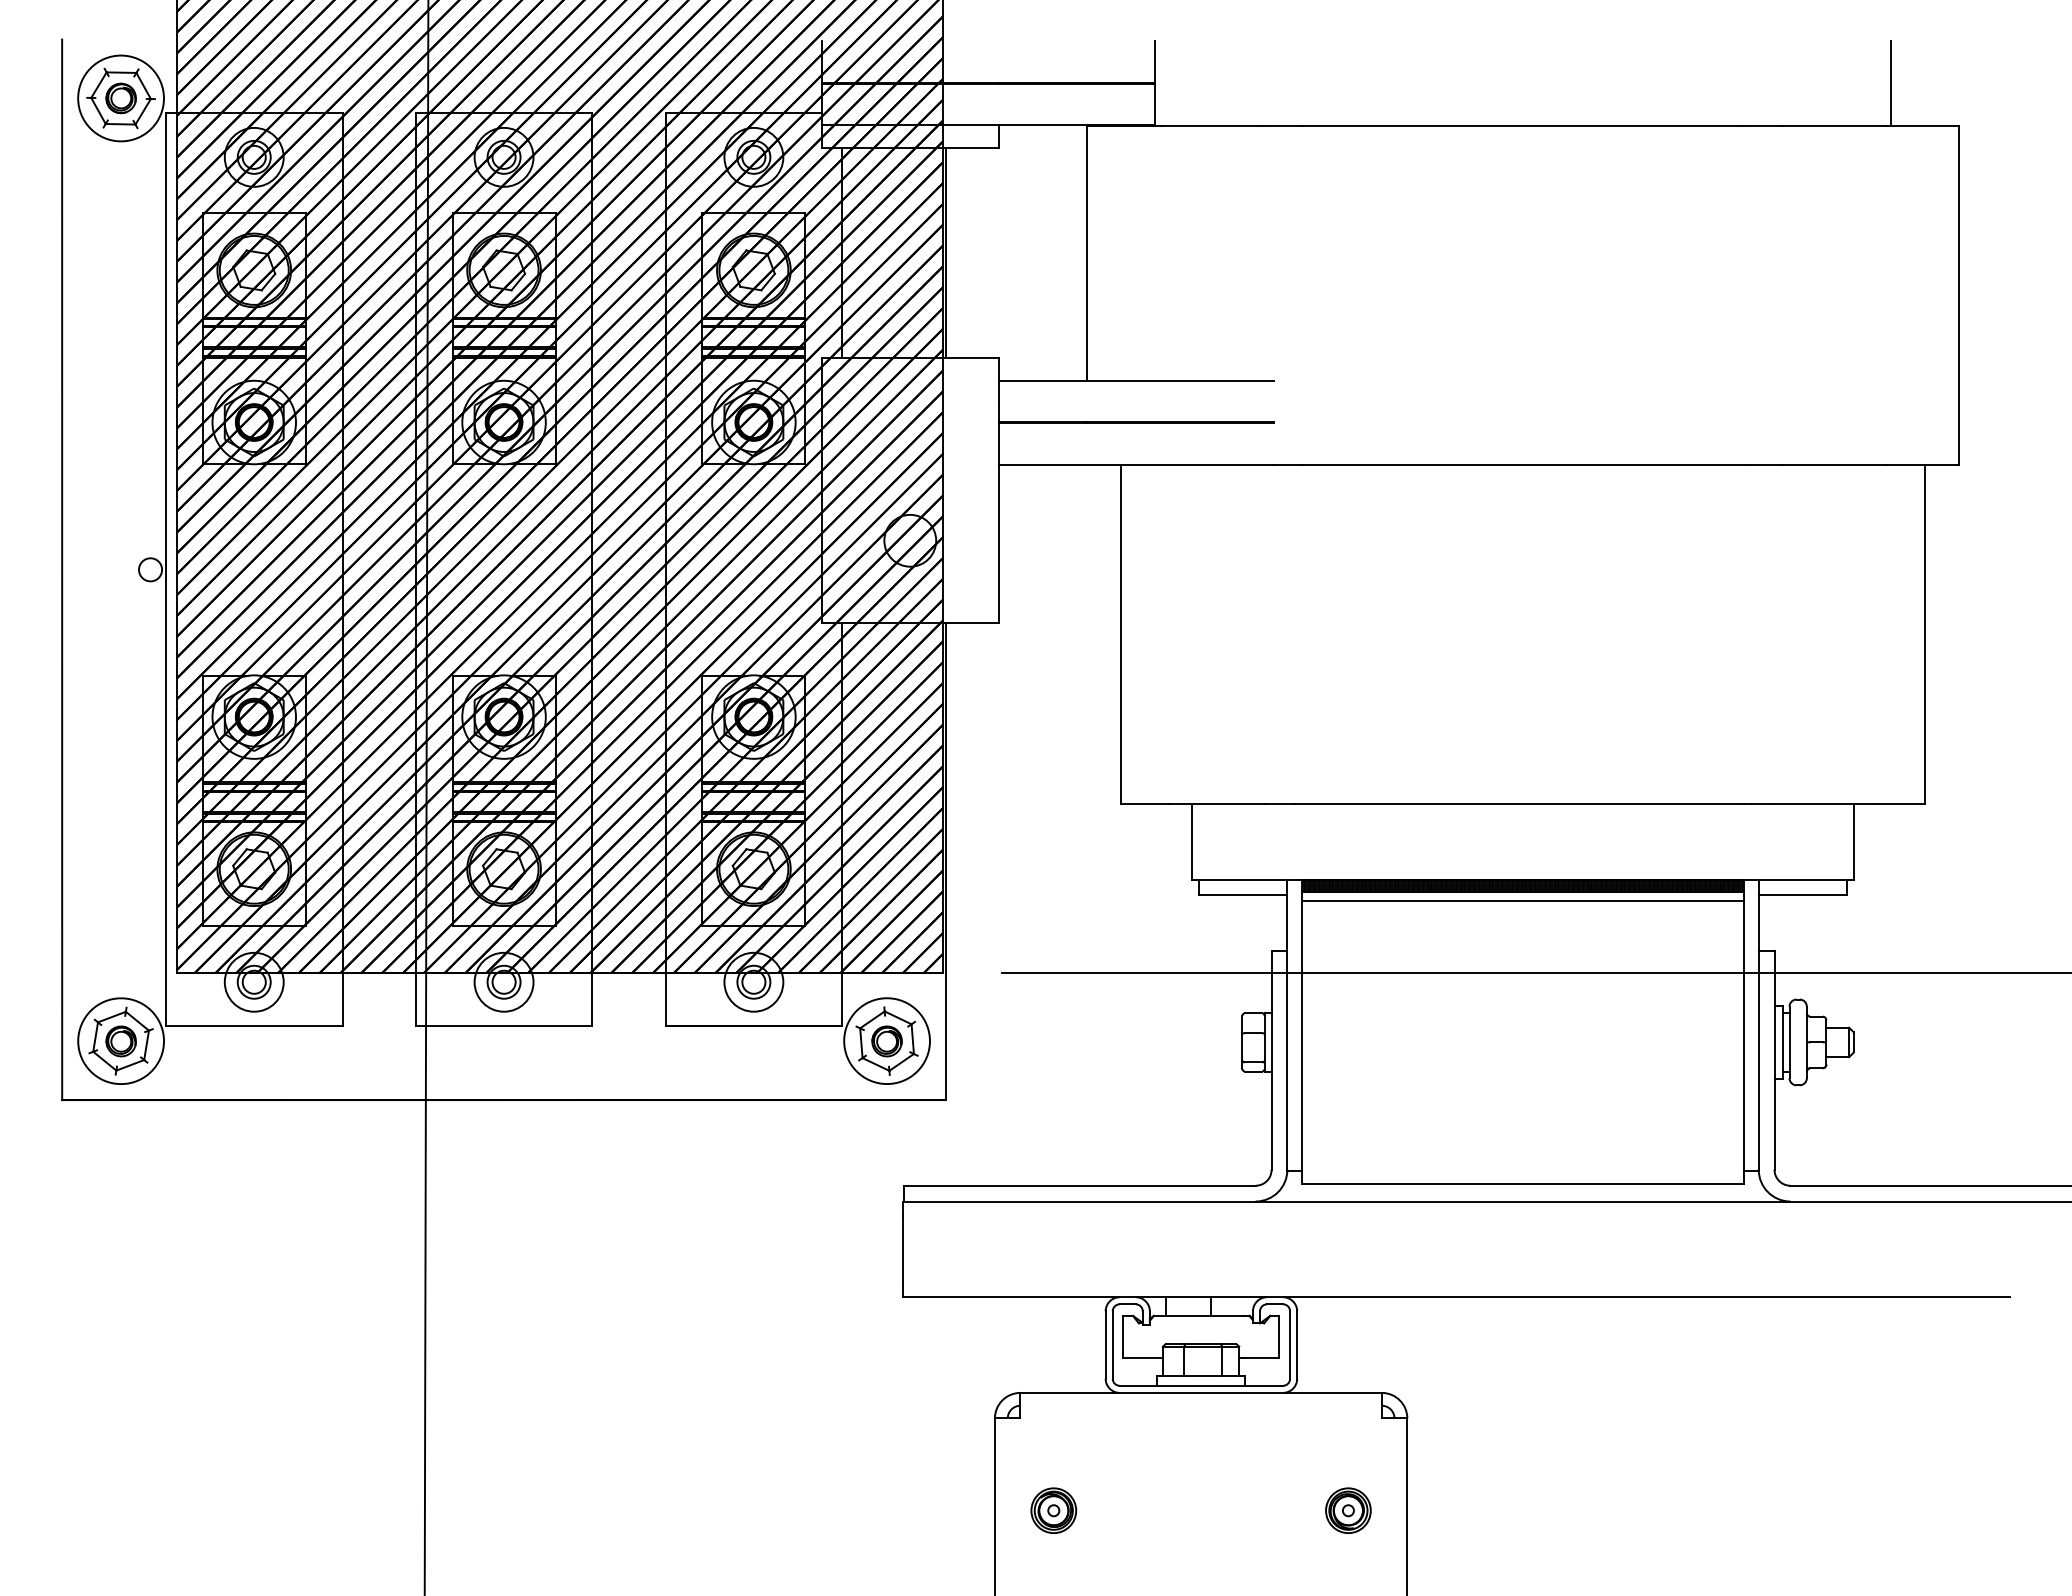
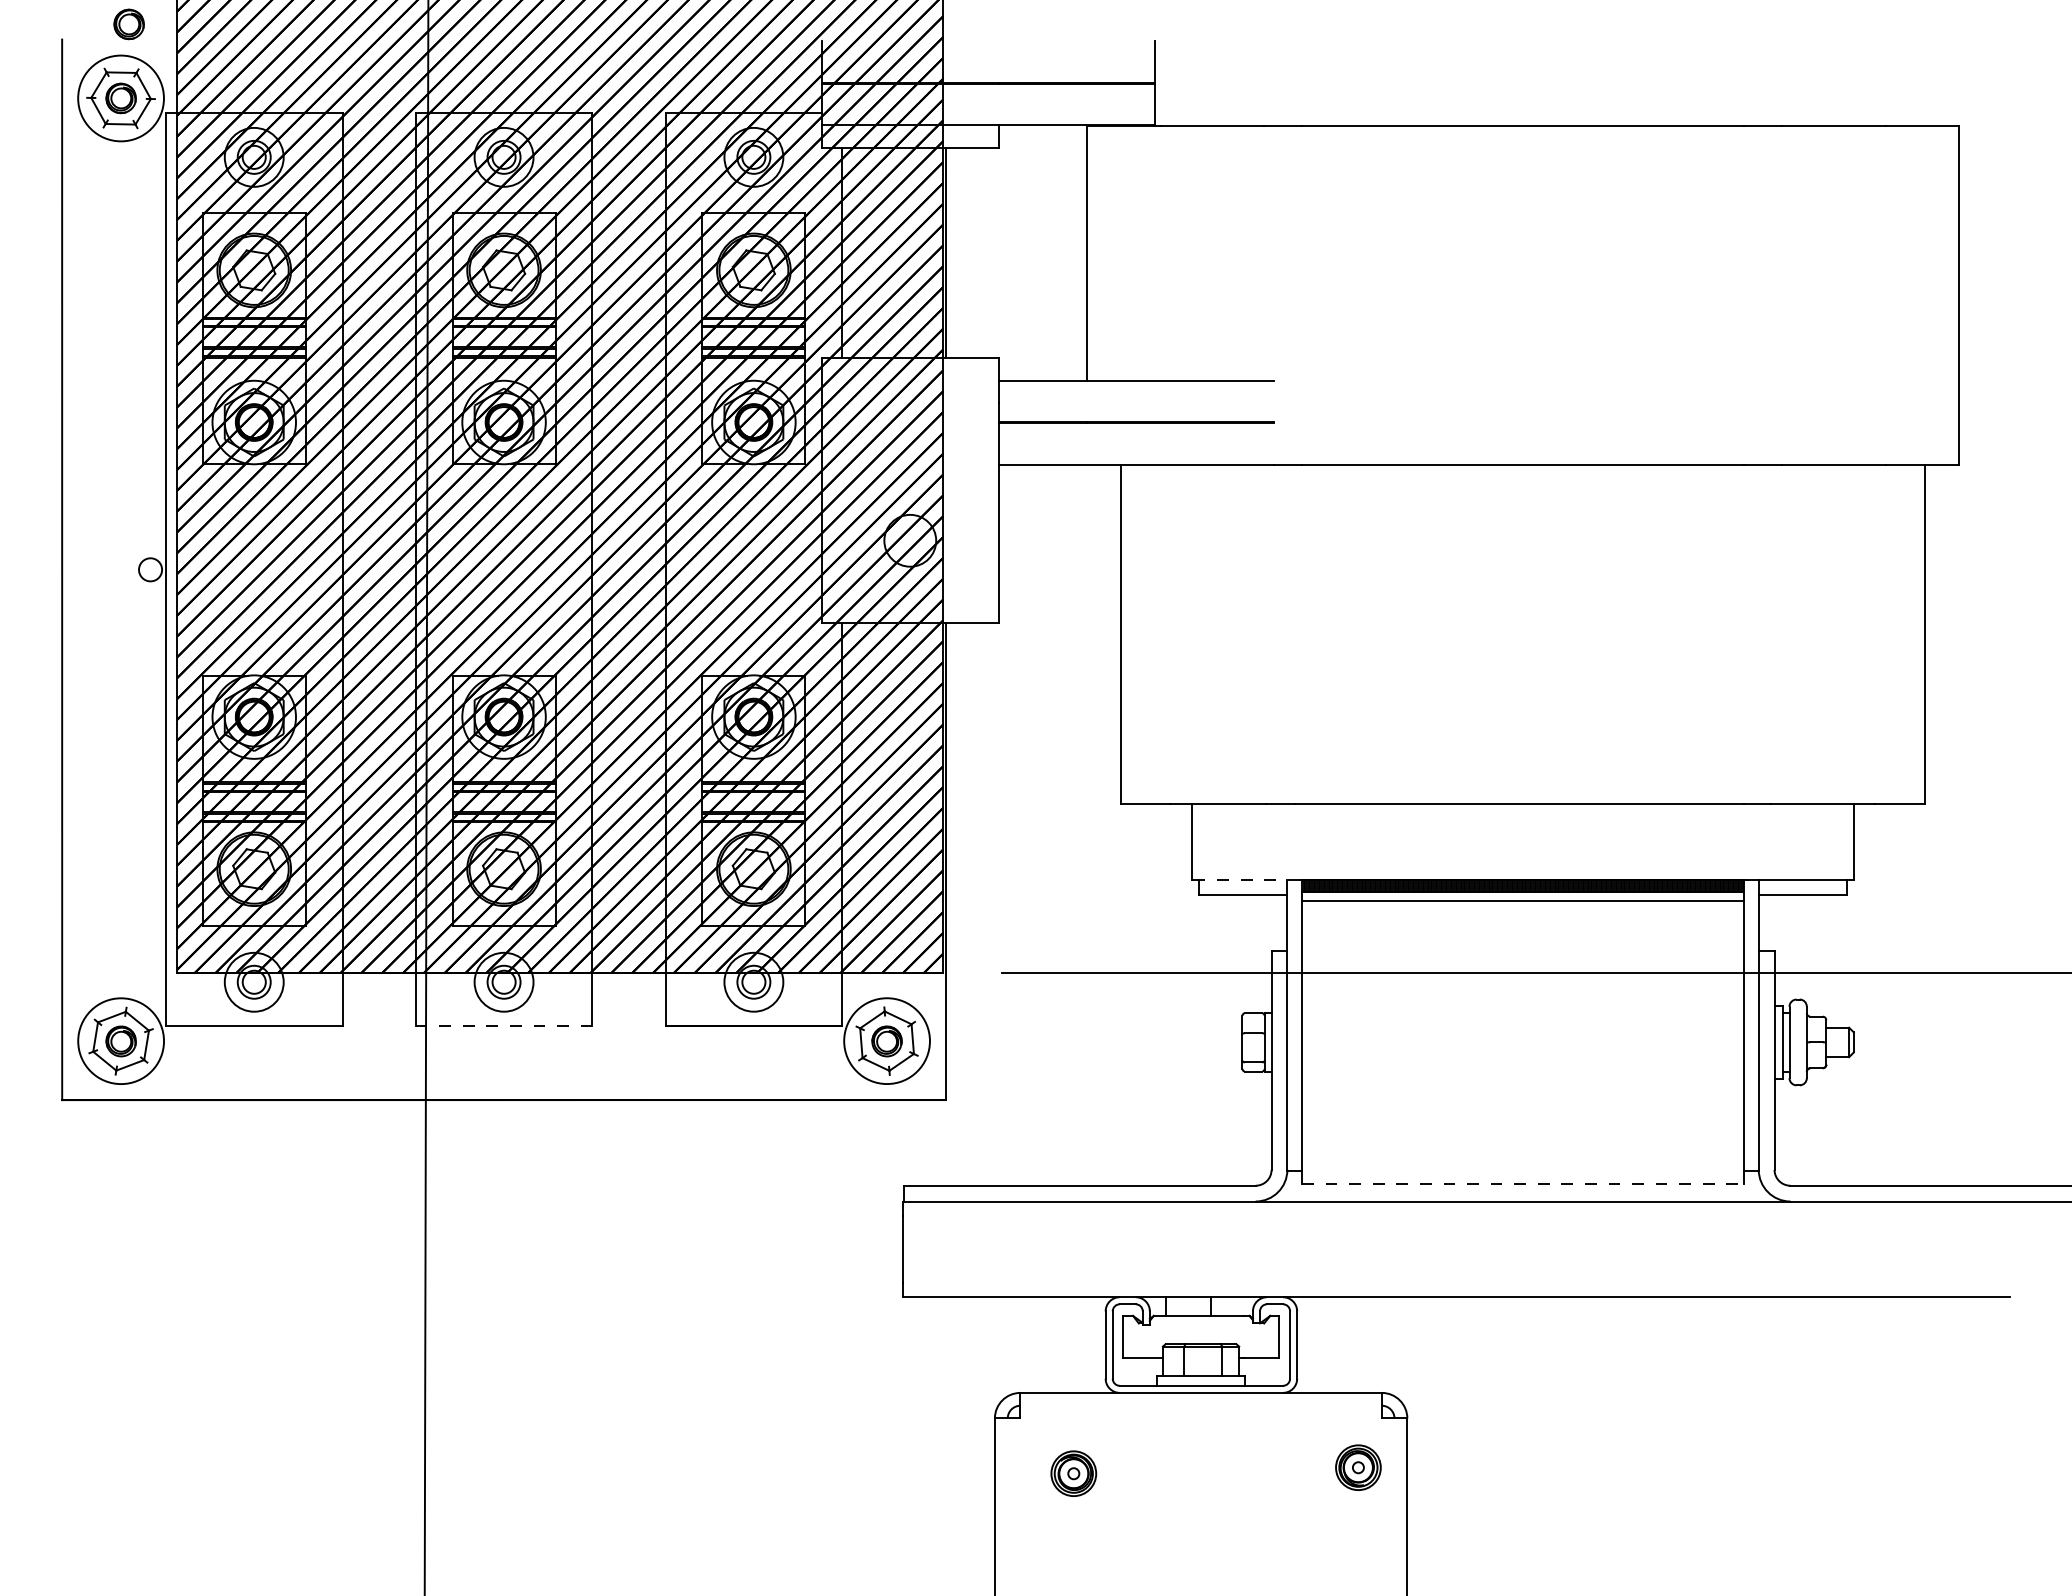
part: none -> present (128, 24)
line: present -> none (1890, 82)
line: solid -> dashed (1248, 880)
line: solid -> dashed (503, 1026)
line: solid -> dashed (1523, 1183)
part position: (1053, 1510) -> (1073, 1473) (1073, 1473)
part position: (1348, 1510) -> (1358, 1467) (1358, 1467)
